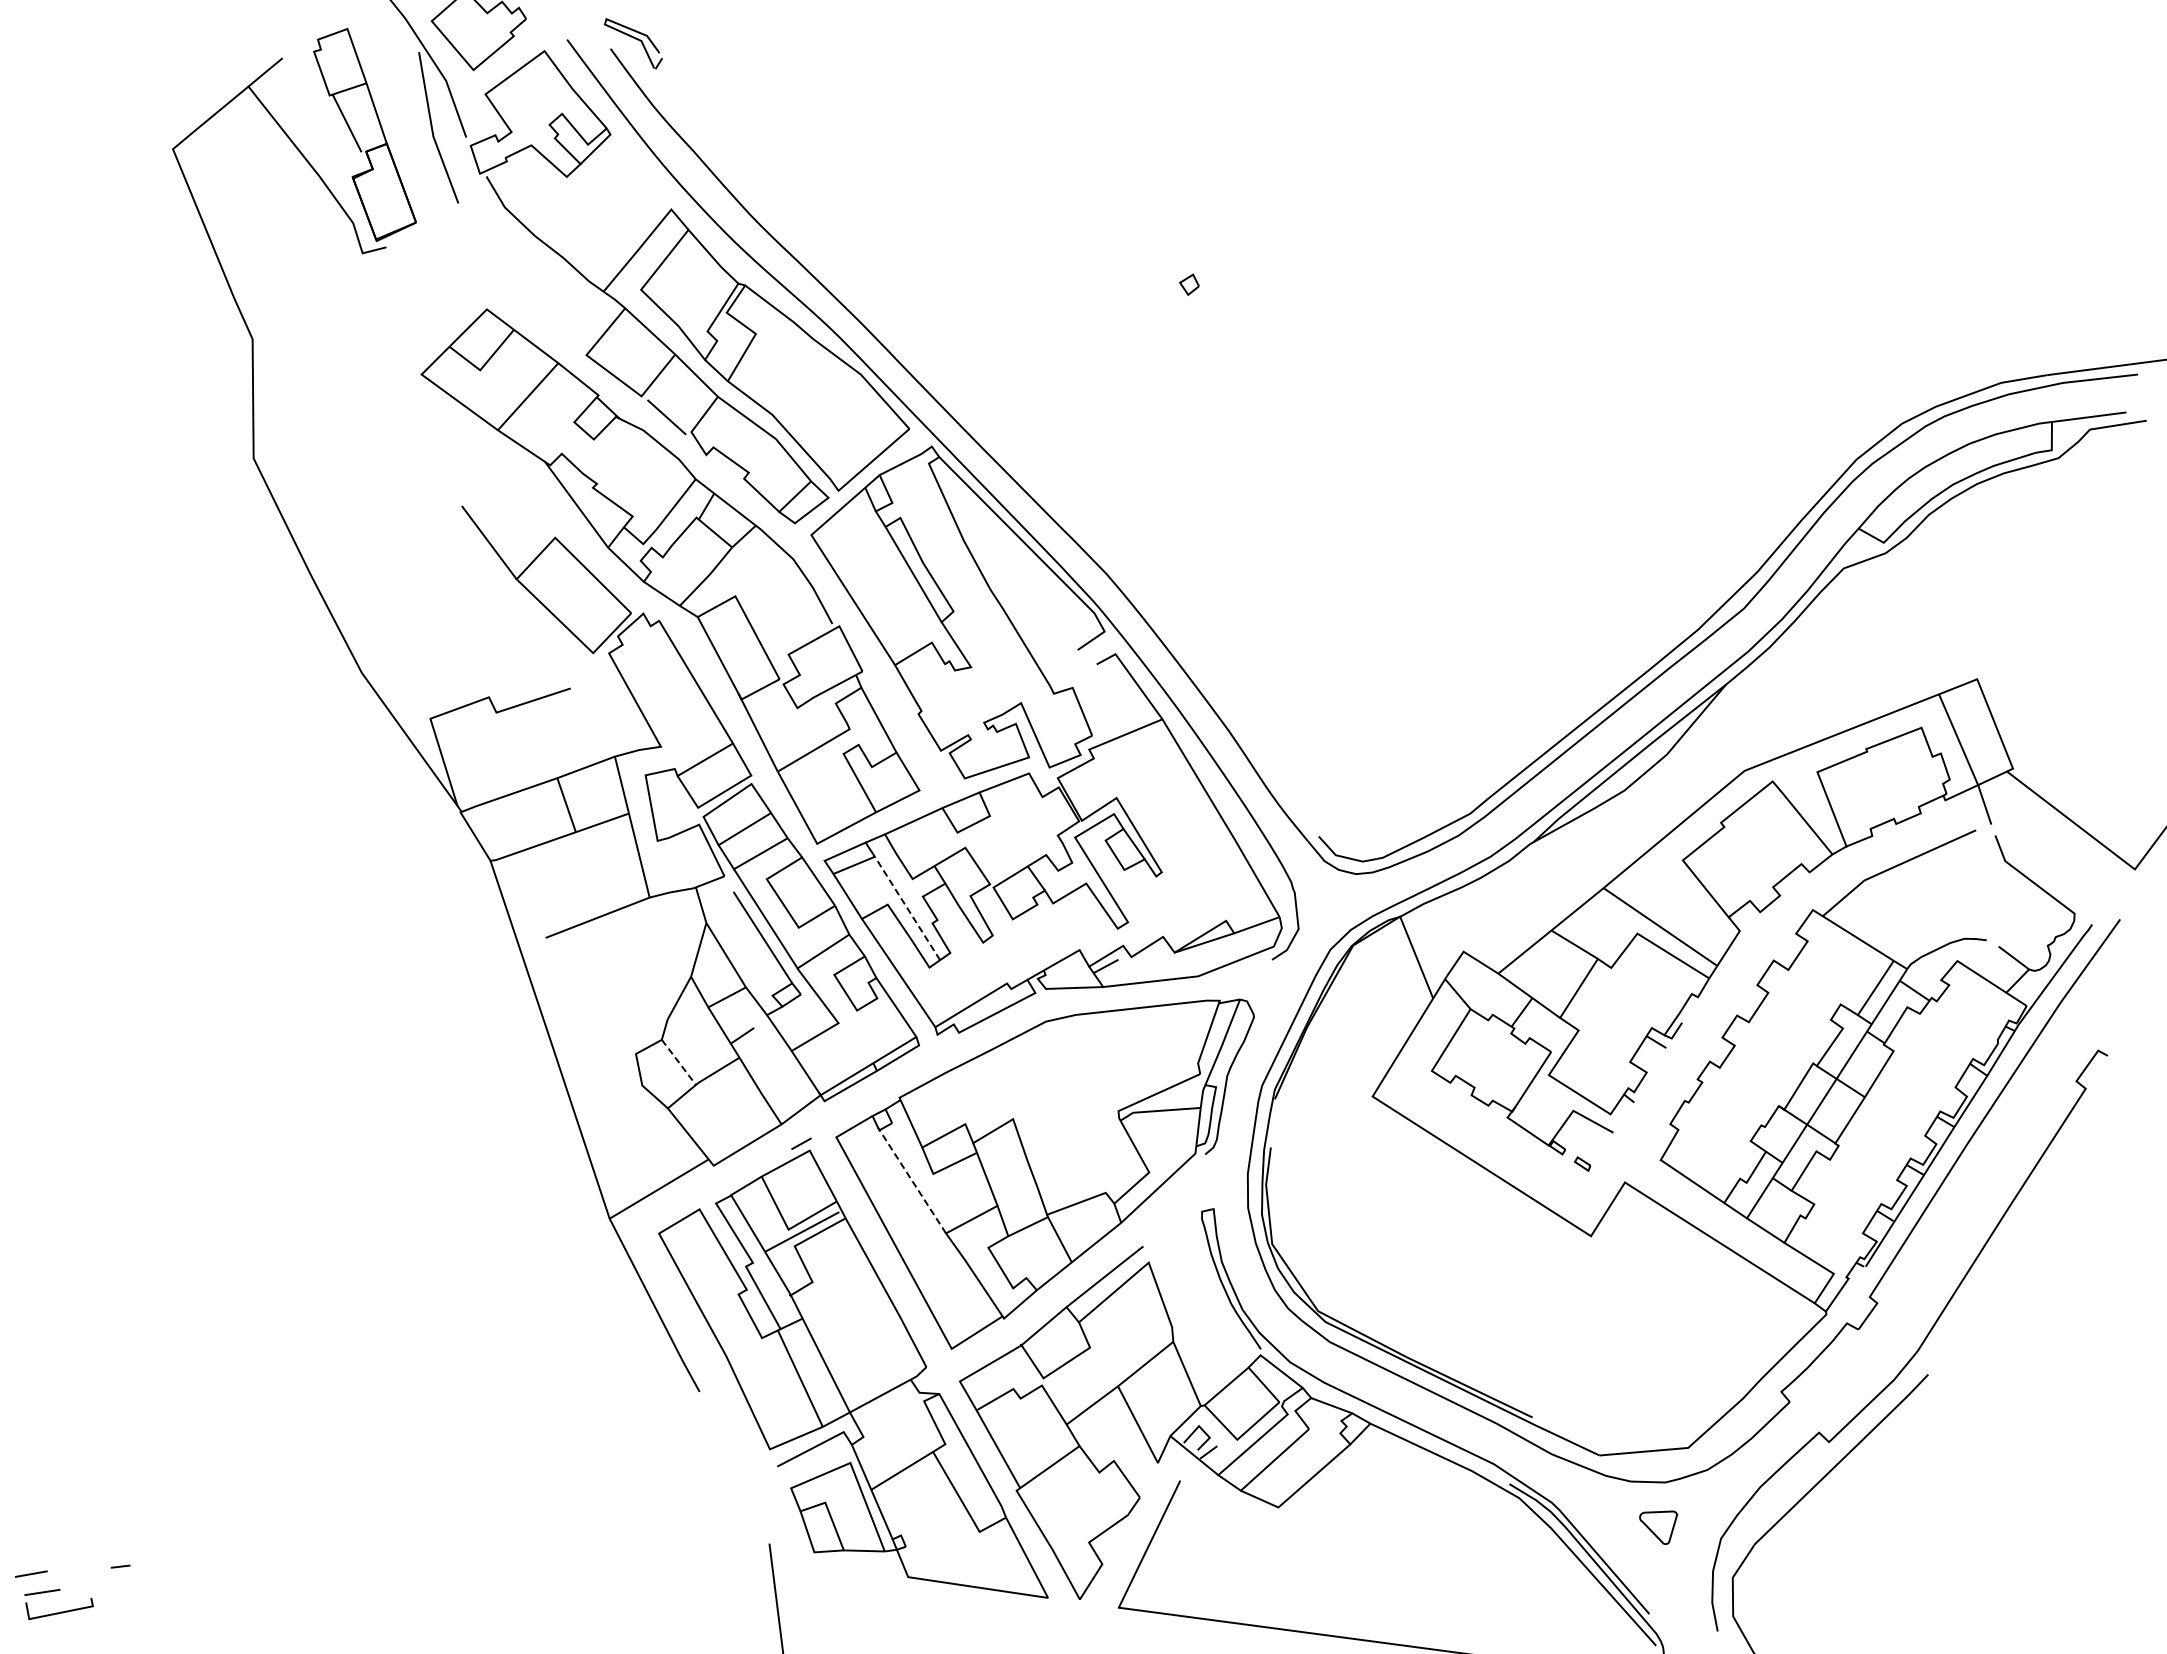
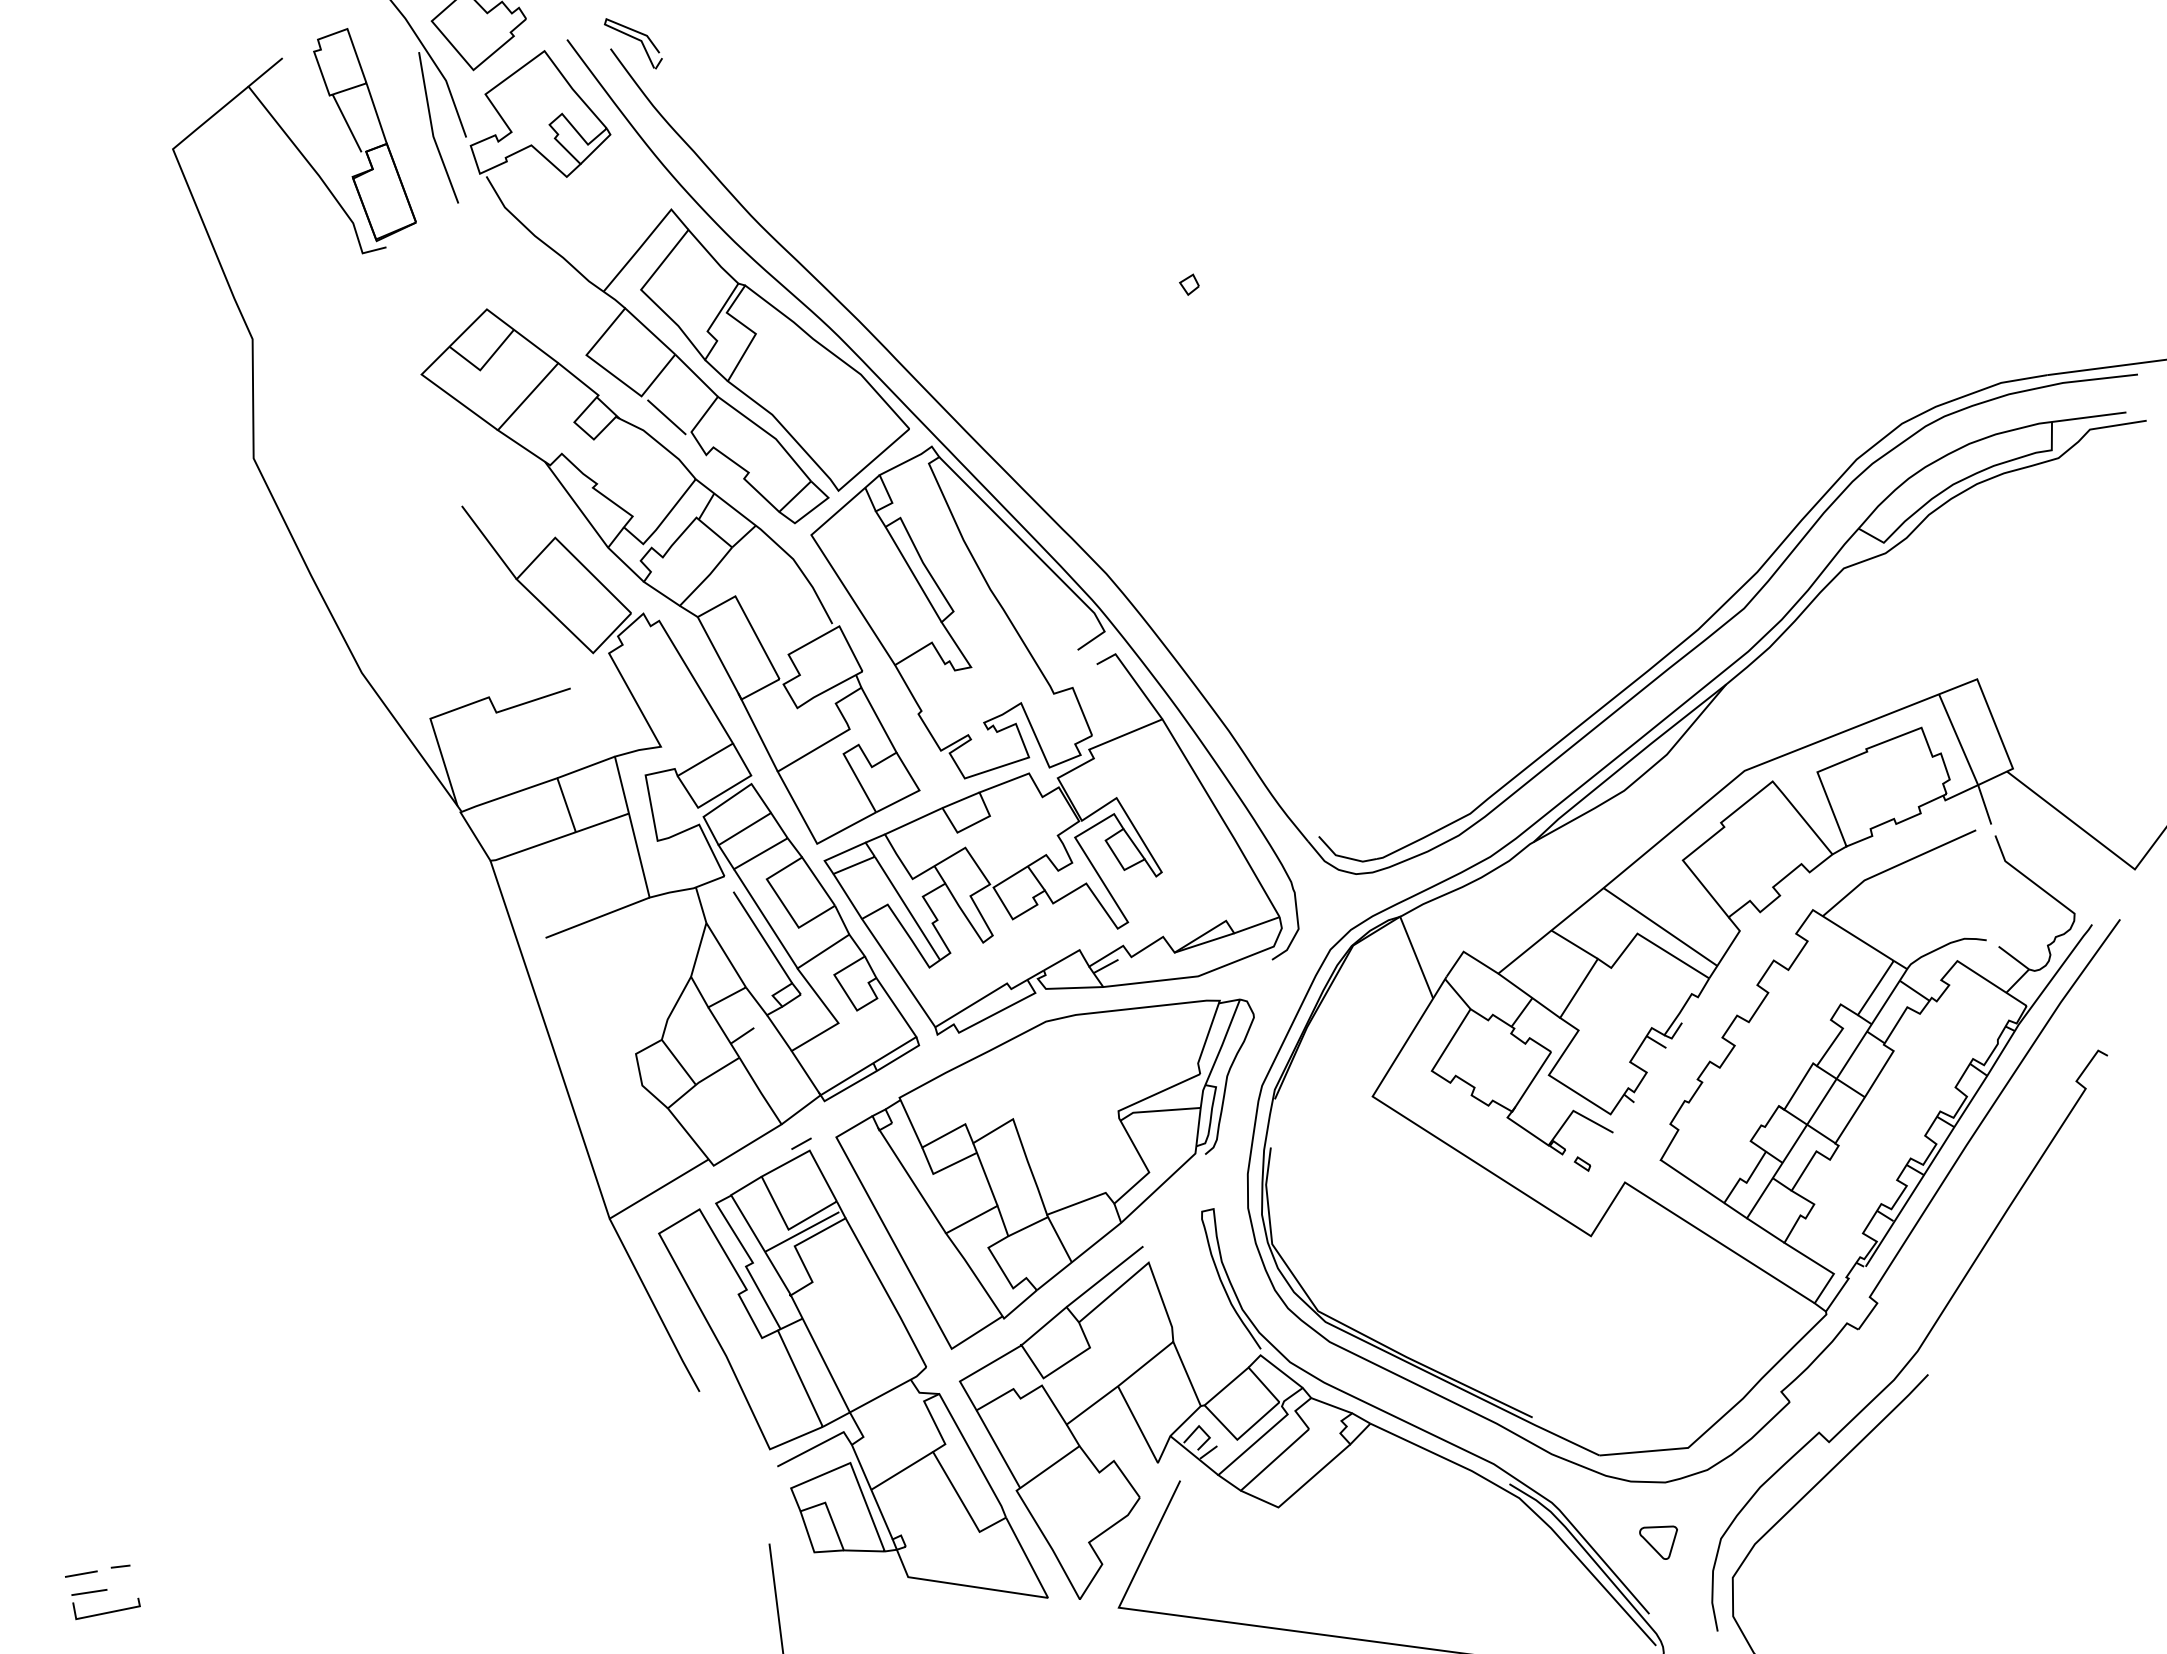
line: dashed -> solid (907, 908)
line: dashed -> solid (679, 1062)
line: dashed -> solid (911, 1179)
part position: (1658, 1527) -> (1658, 1542) (1658, 1542)
line position: (31, 1573) -> (81, 1573) (81, 1573)
part position: (60, 1611) -> (107, 1611) (107, 1611)
